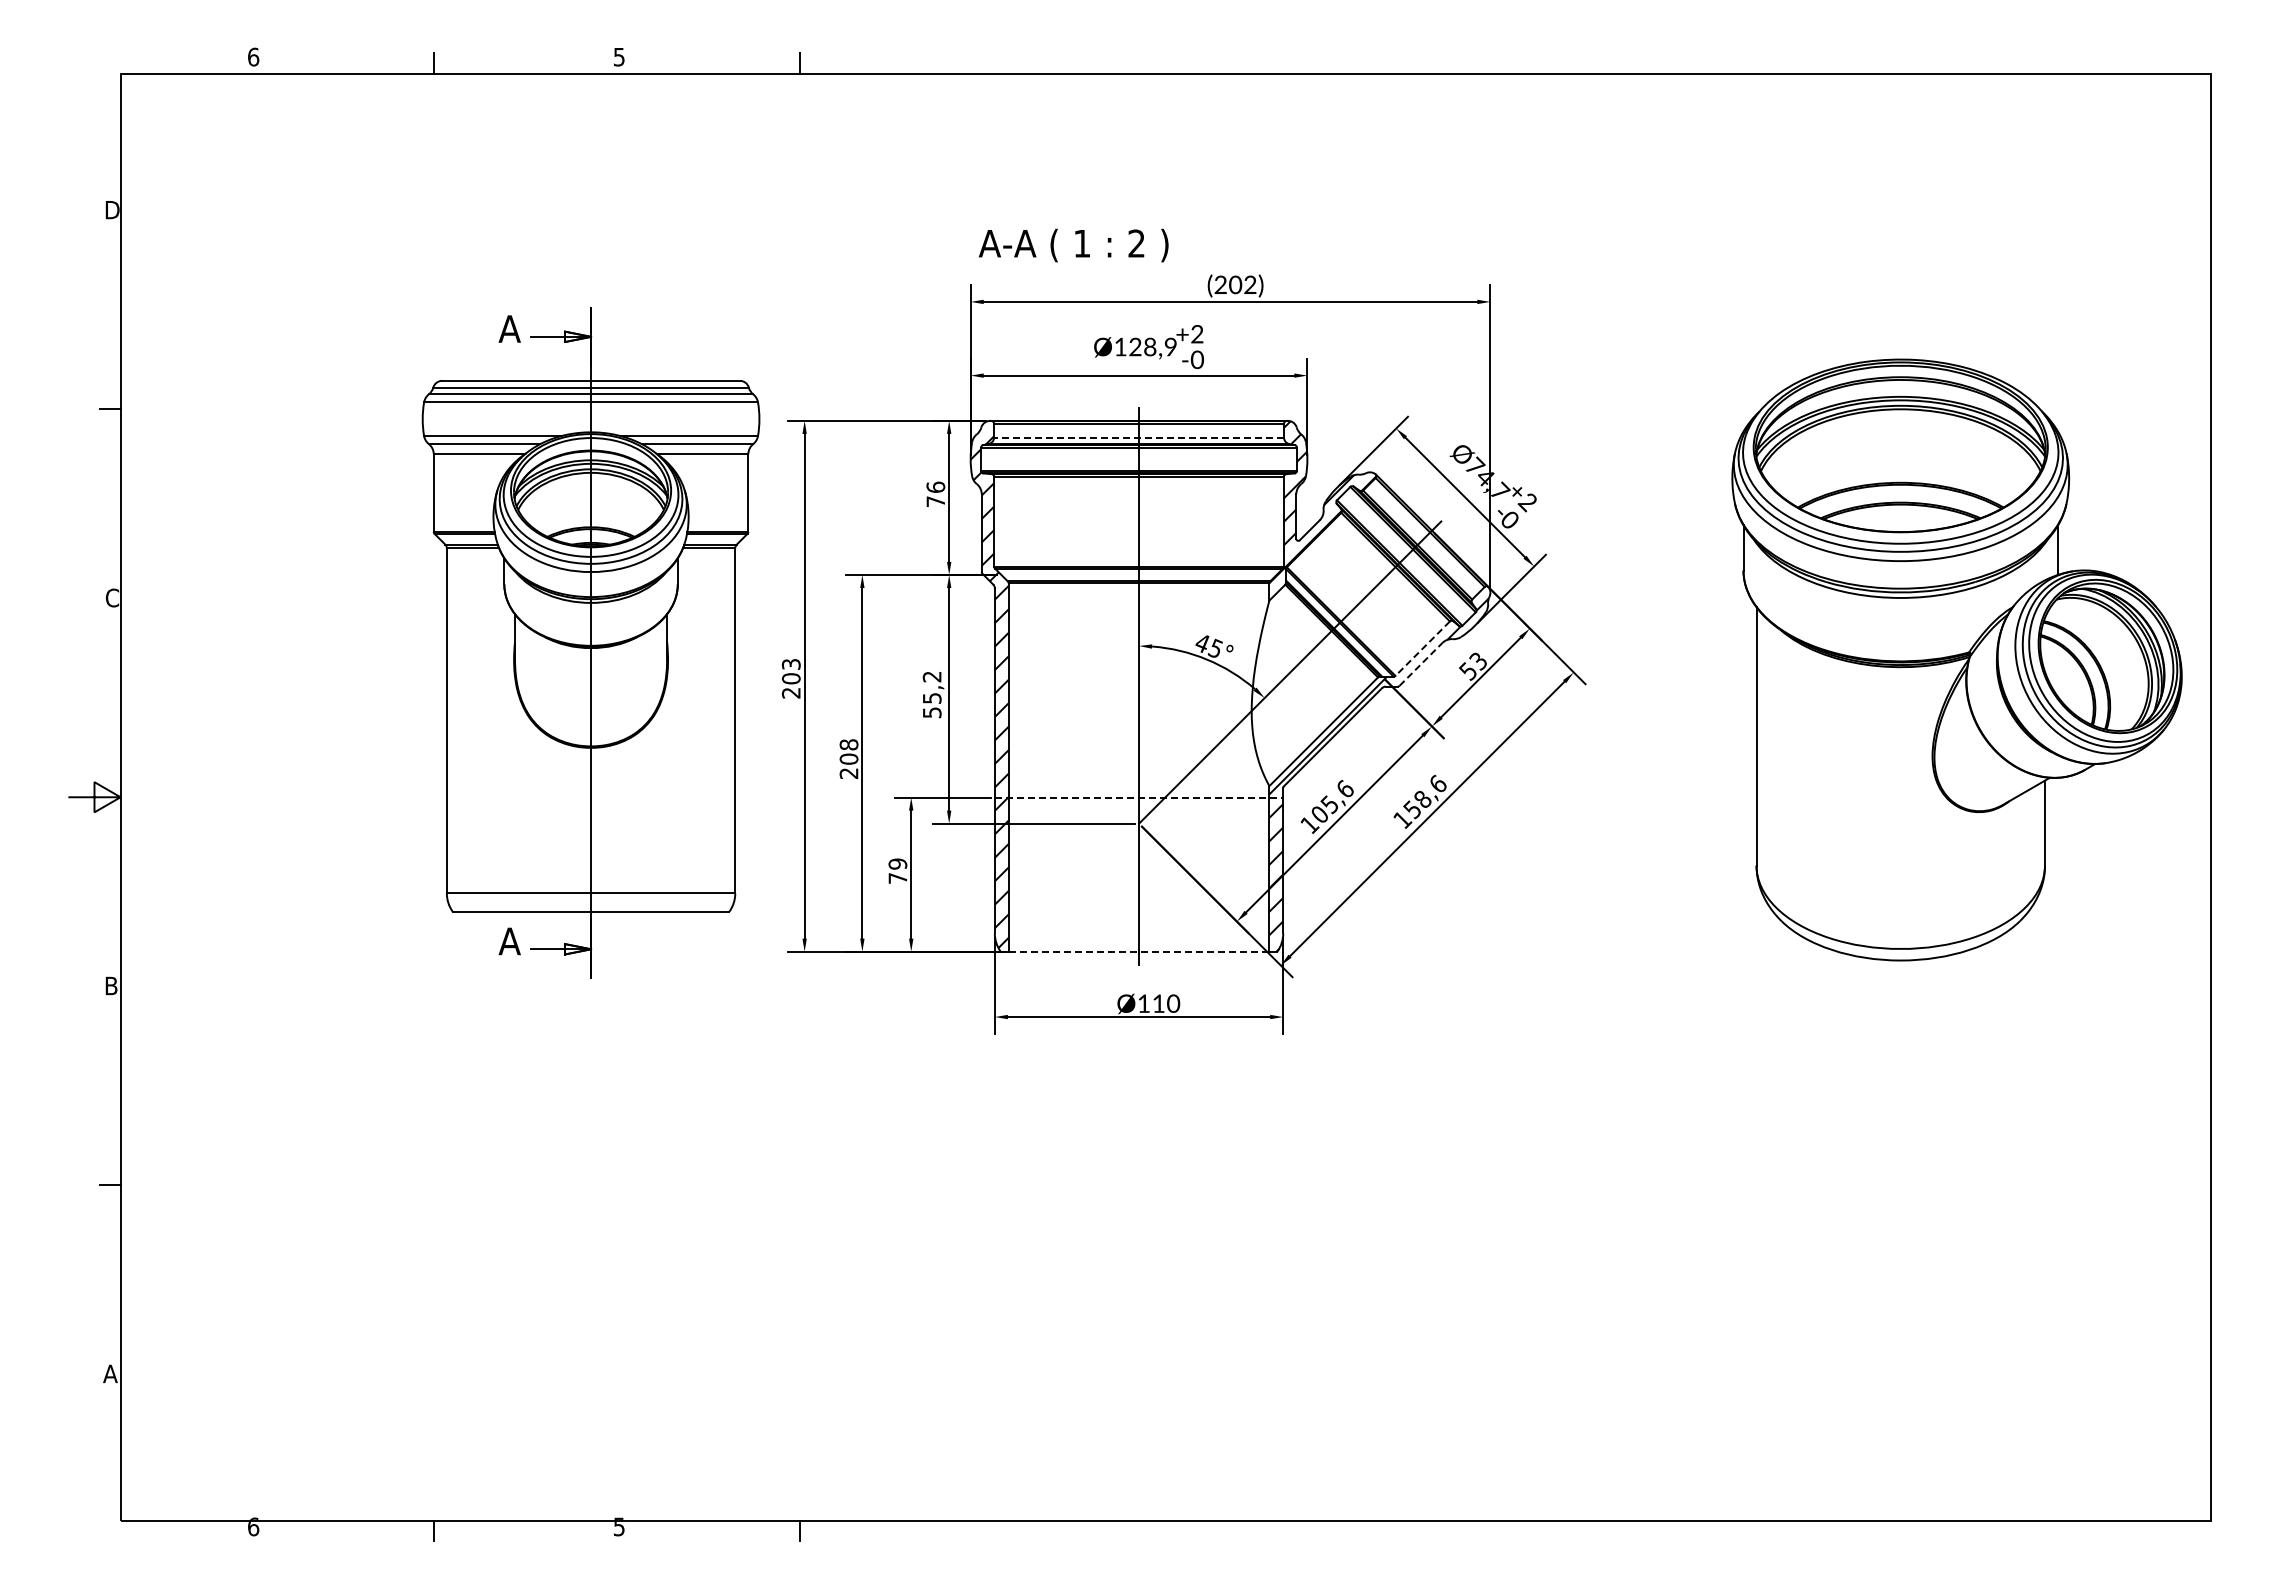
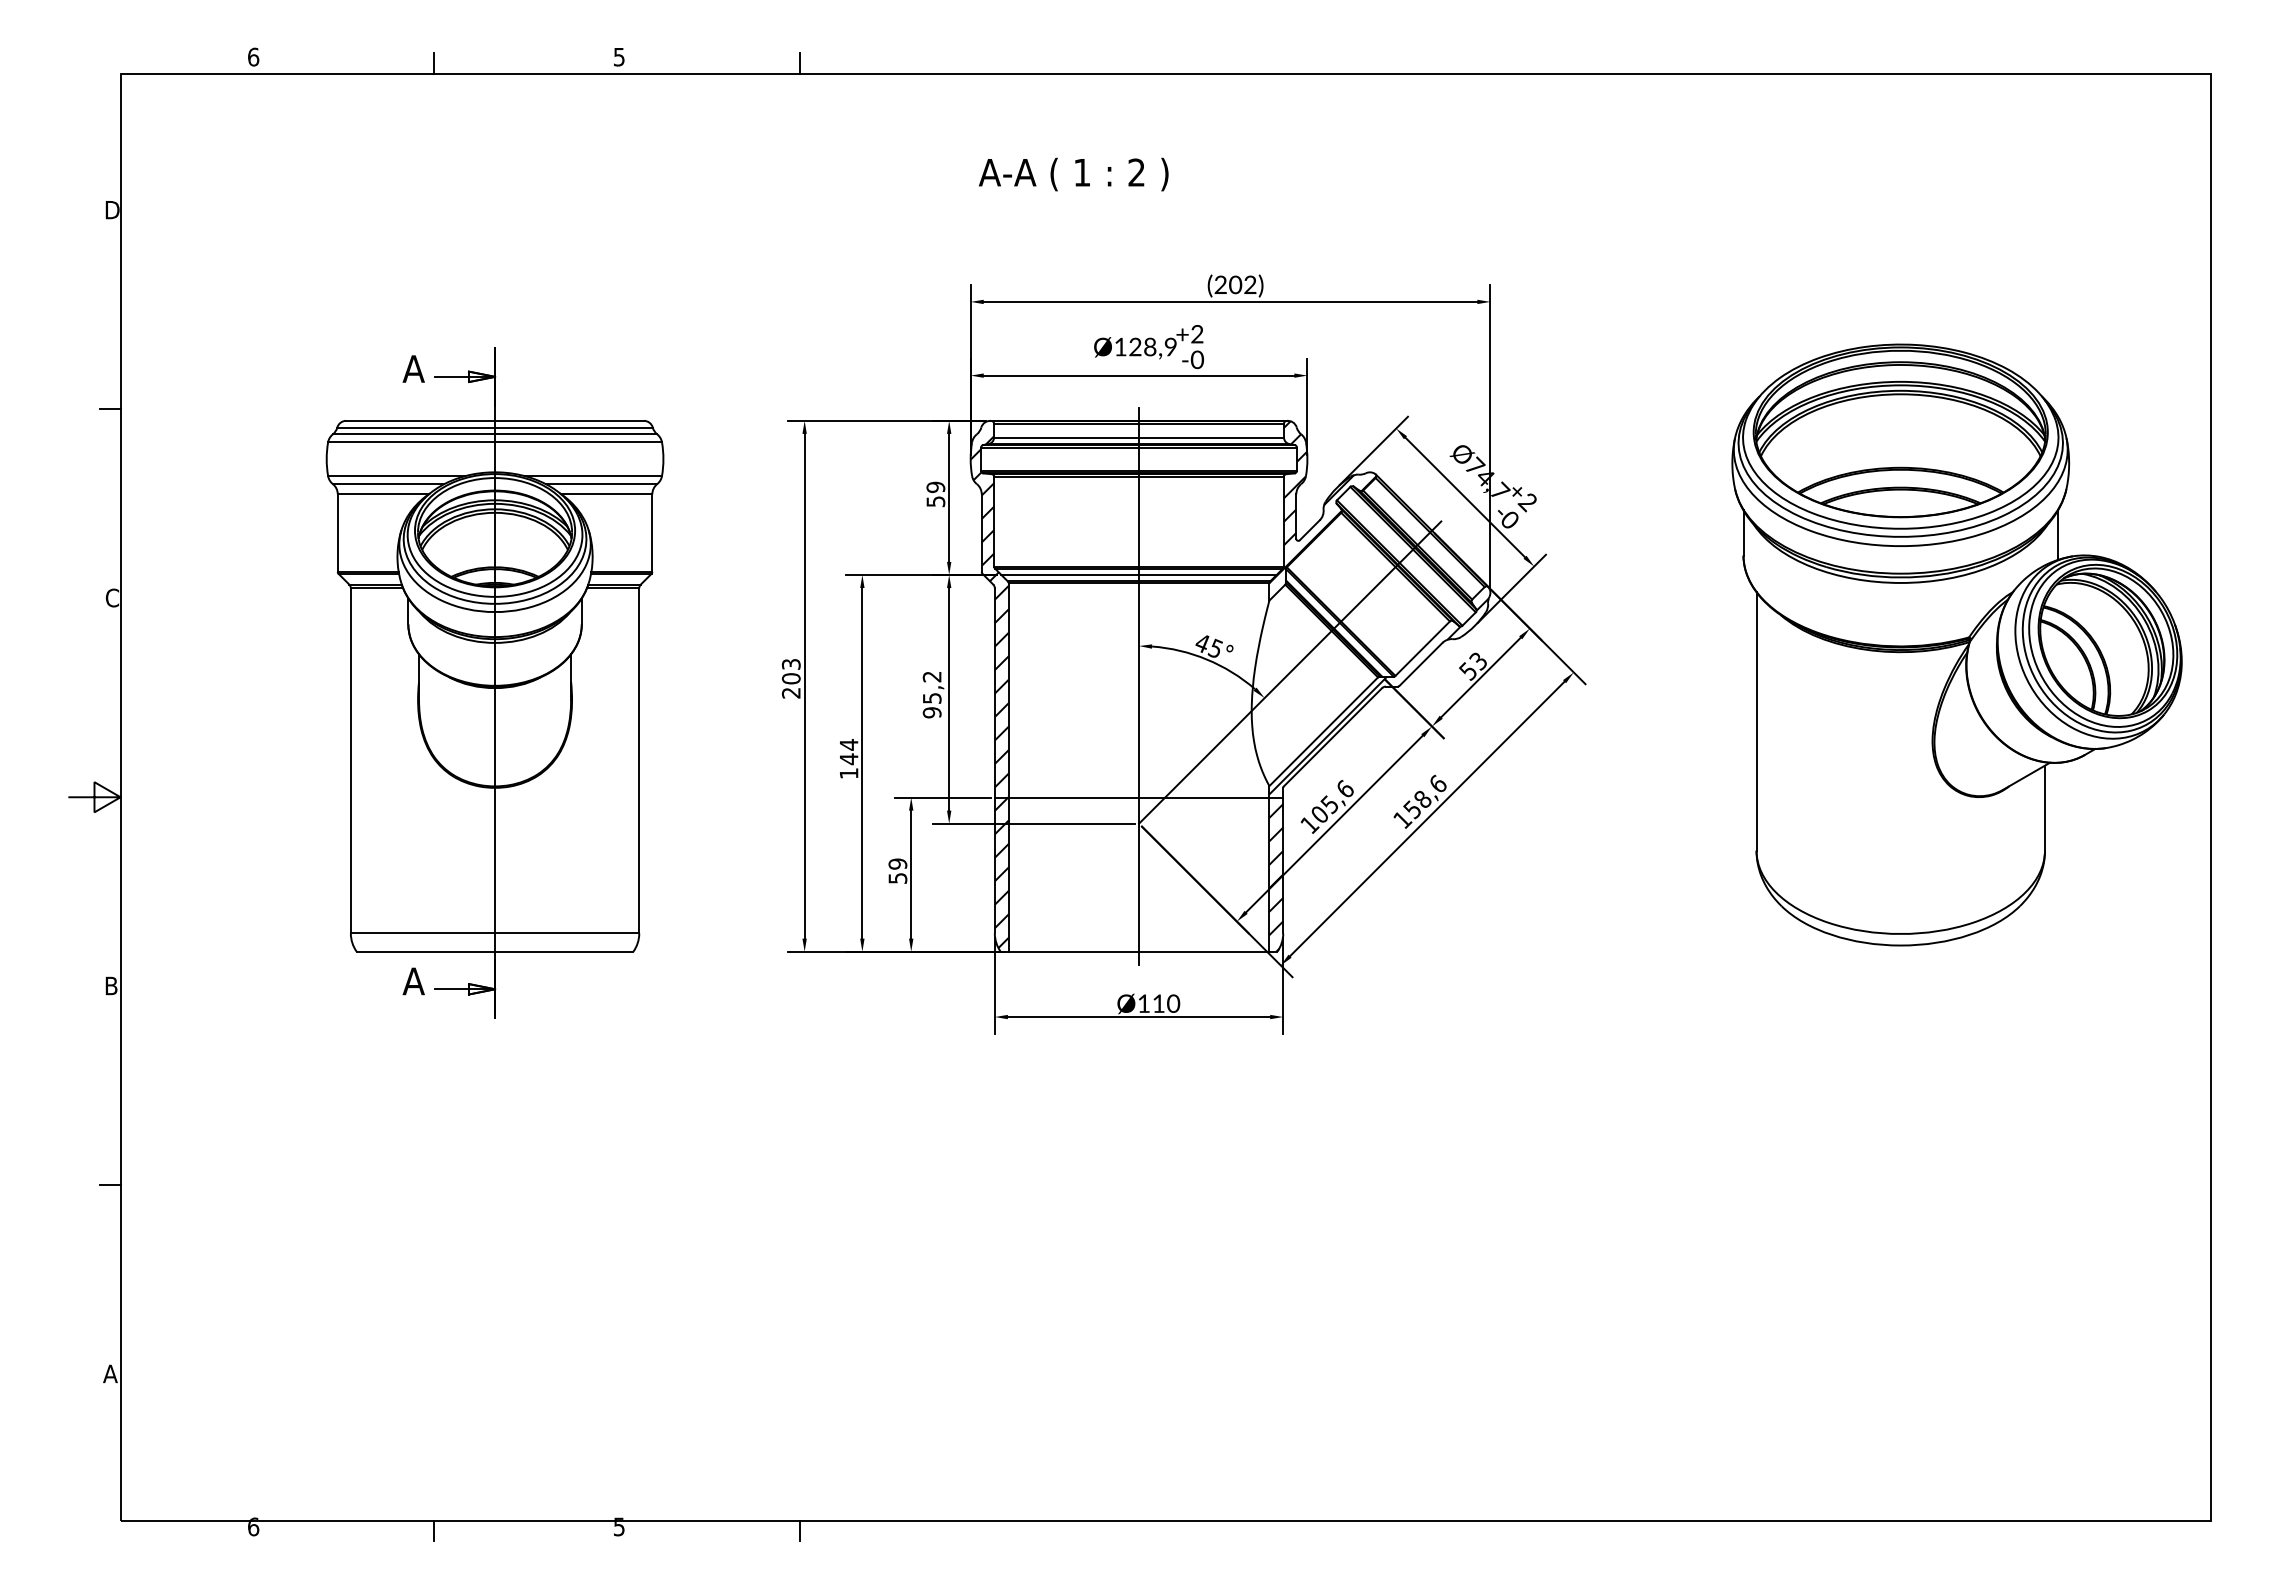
text position: (1073, 245) -> (1073, 174) (1073, 174)
line: dashed -> solid (1139, 437)
text: 76 -> 59 (935, 494)
line: none -> present (1138, 575)
part position: (590, 642) -> (494, 682) (494, 682)
line: dashed -> solid (1422, 649)
part position: (1956, 659) -> (1956, 644) (1956, 644)
line: dashed -> solid (1421, 664)
text: 55,2 -> 95,2 (931, 712)
text: 208 -> 144 (848, 758)
line: dashed -> solid (1139, 797)
text: 79 -> 59 (897, 878)
line: dashed -> solid (1138, 951)
